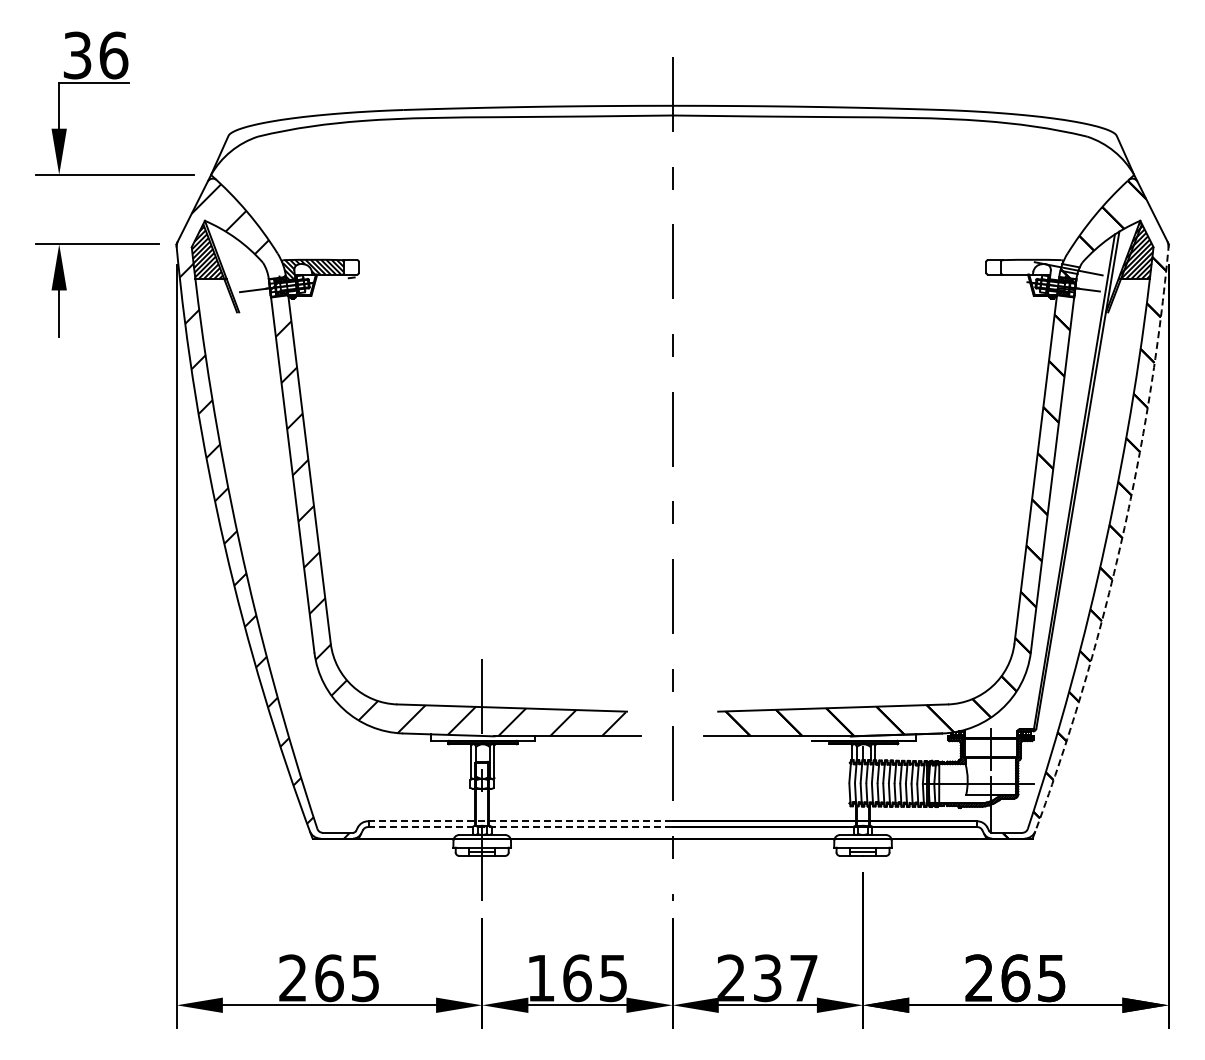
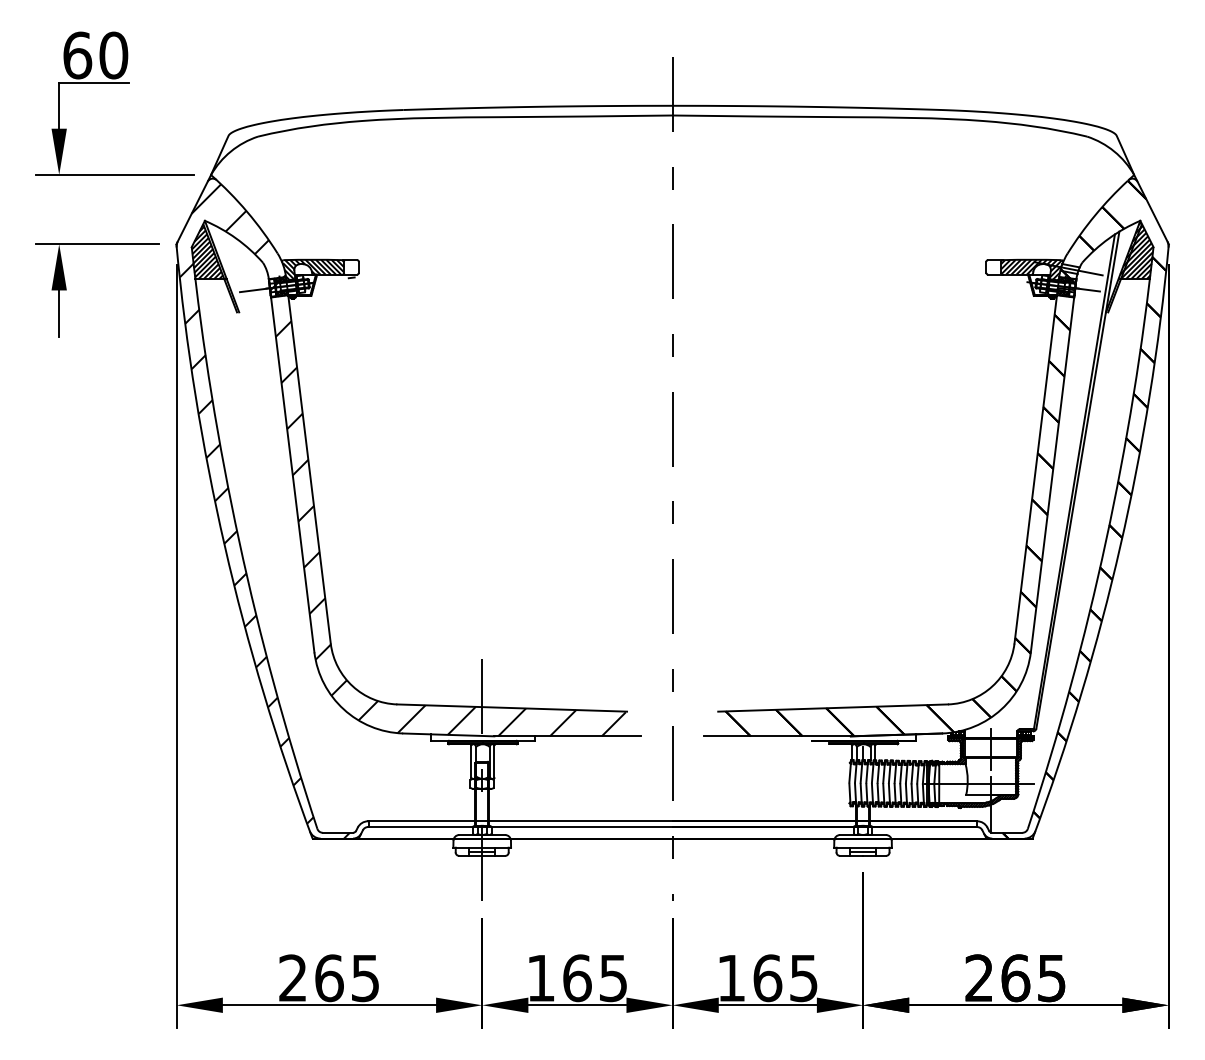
text: 36 -> 60 (95, 55)
hatch: none -> present (1031, 269)
arc: dashed -> solid (1120, 545)
line: dashed -> solid (520, 821)
line: dashed -> solid (520, 827)
text: 237 -> 165 (767, 978)
